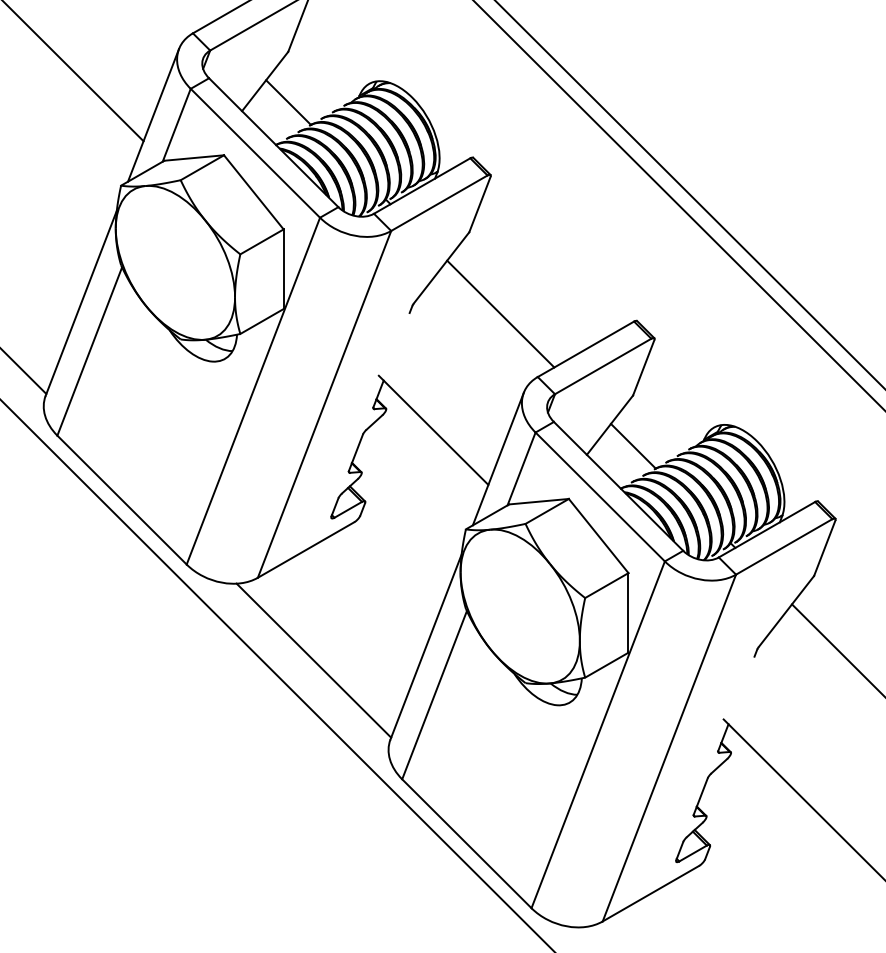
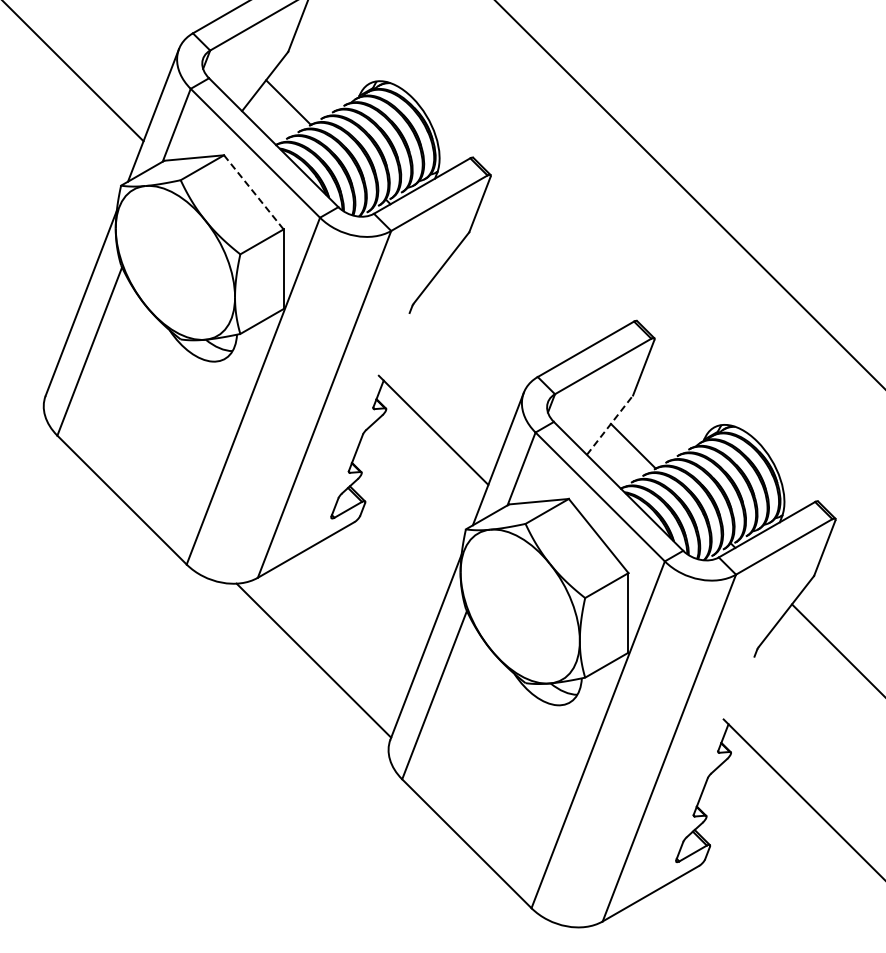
line: solid -> dashed (253, 192)
line: present -> none (678, 205)
line: present -> none (500, 313)
line: present -> none (24, 372)
line: solid -> dashed (610, 425)
line: present -> none (277, 675)
